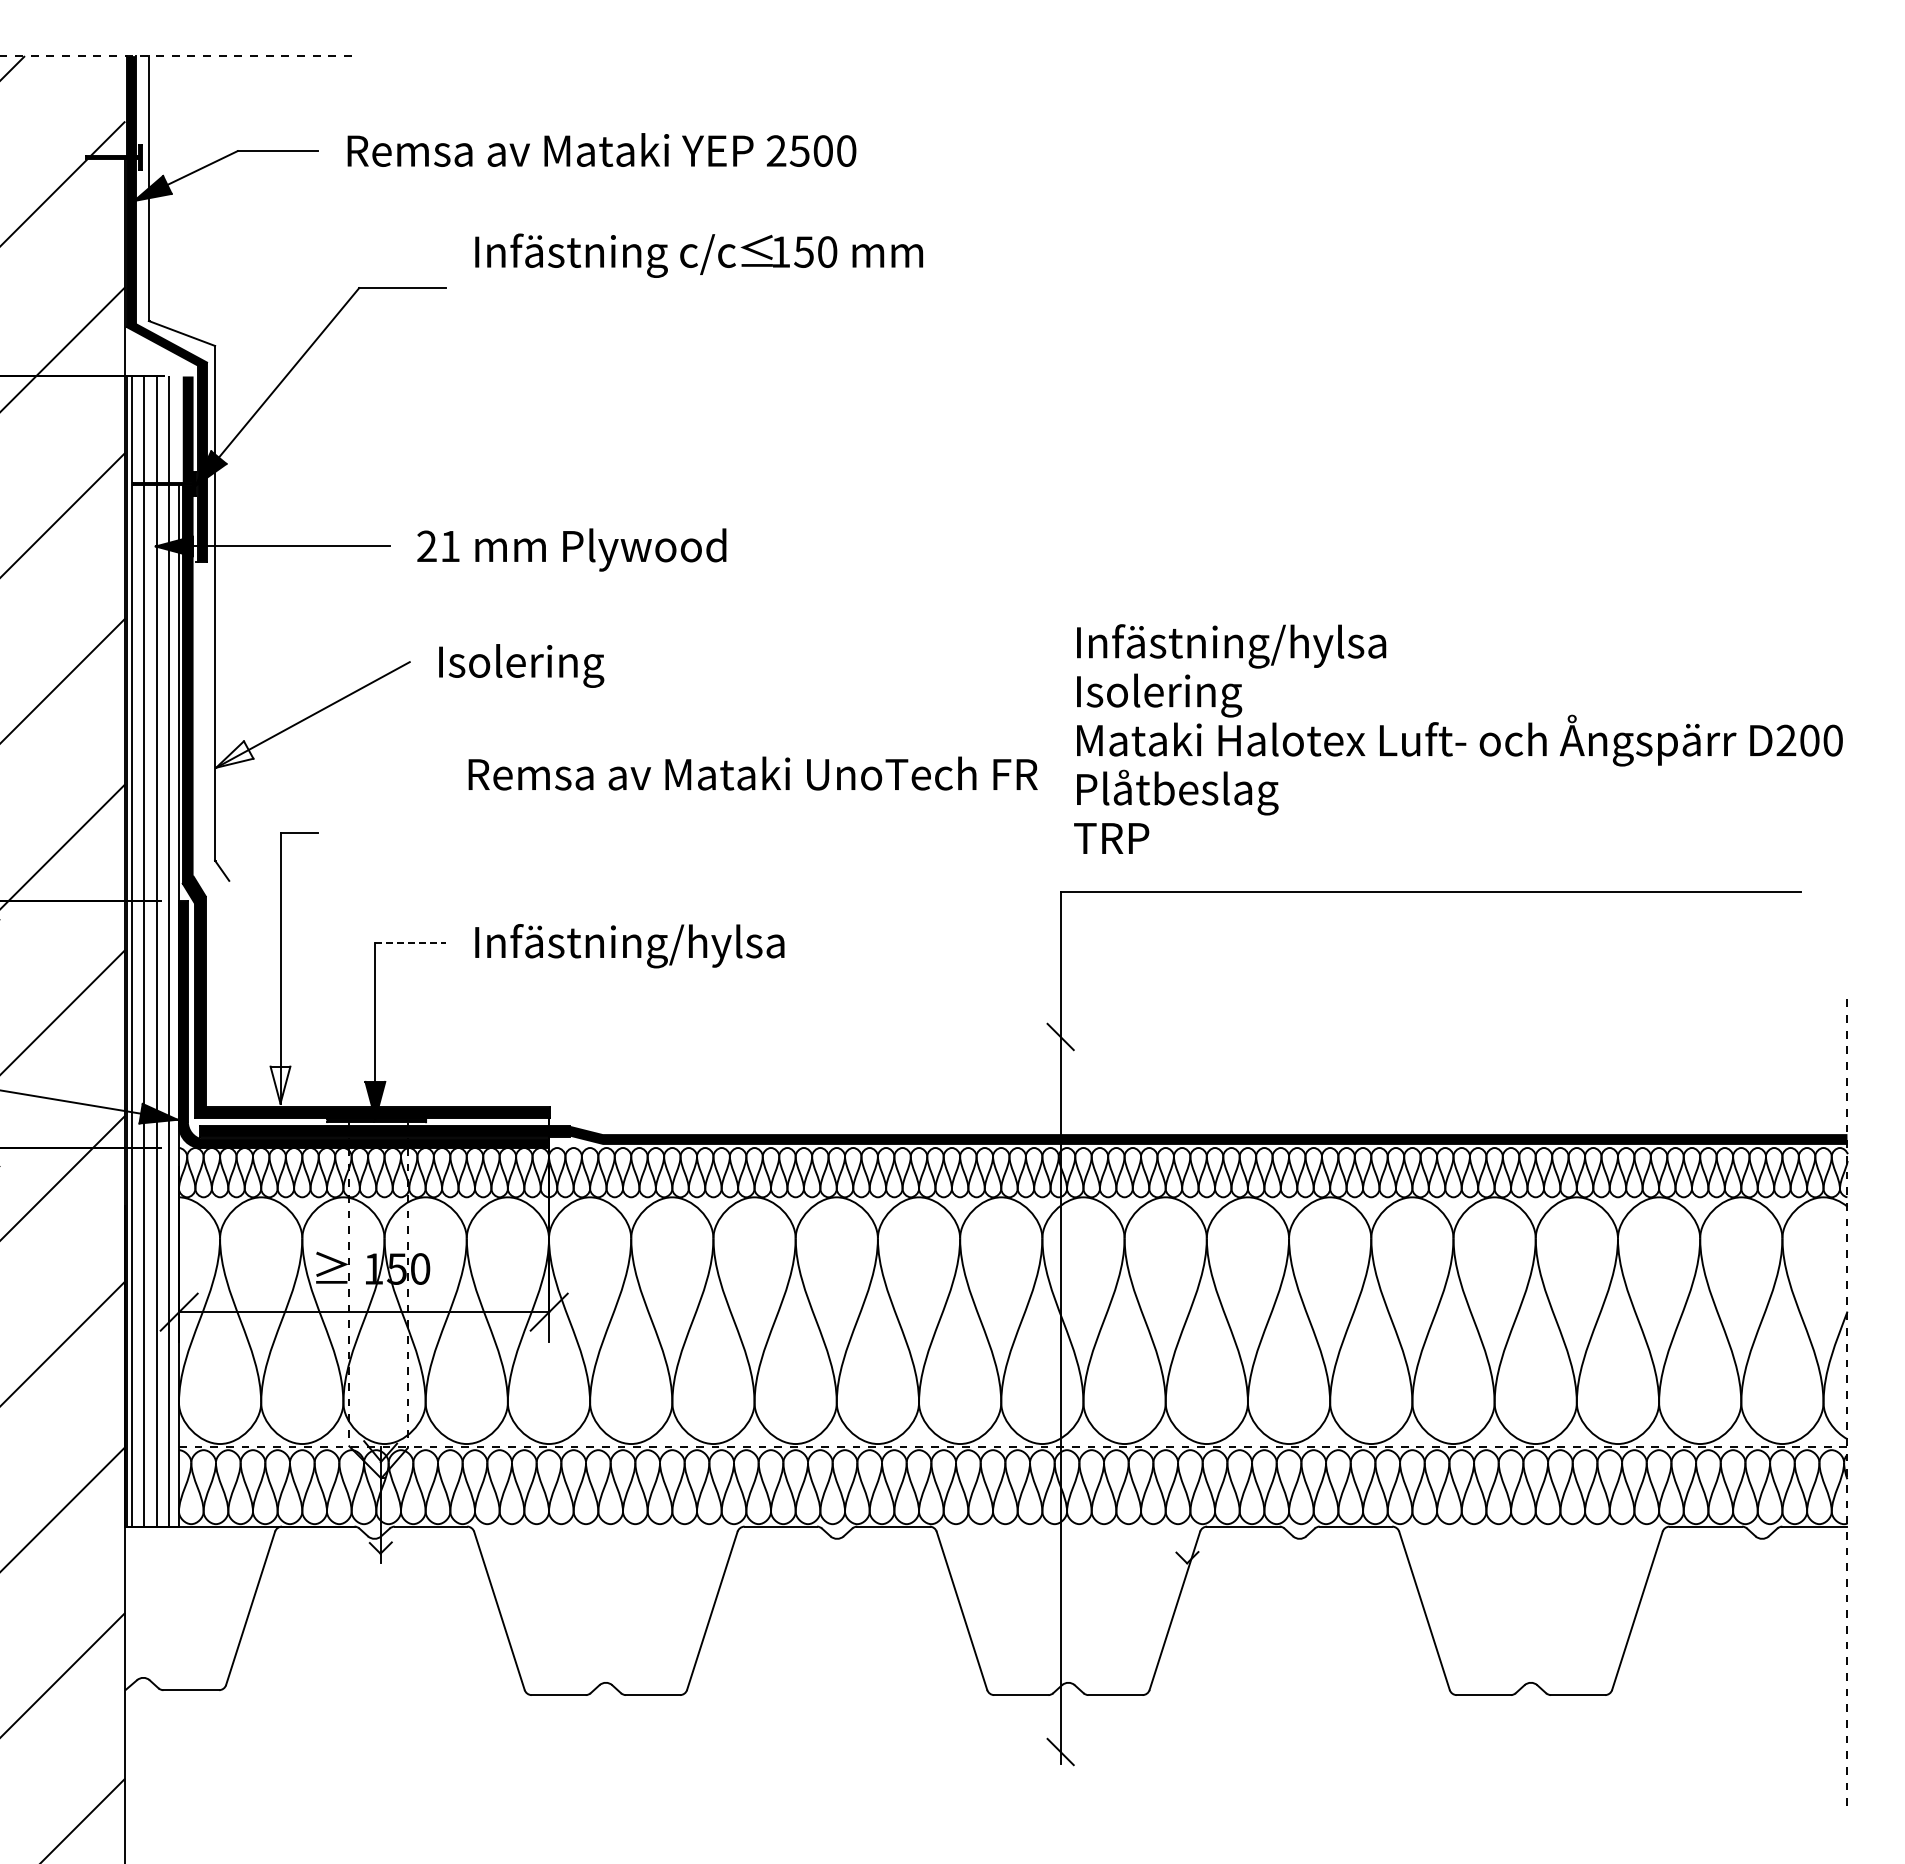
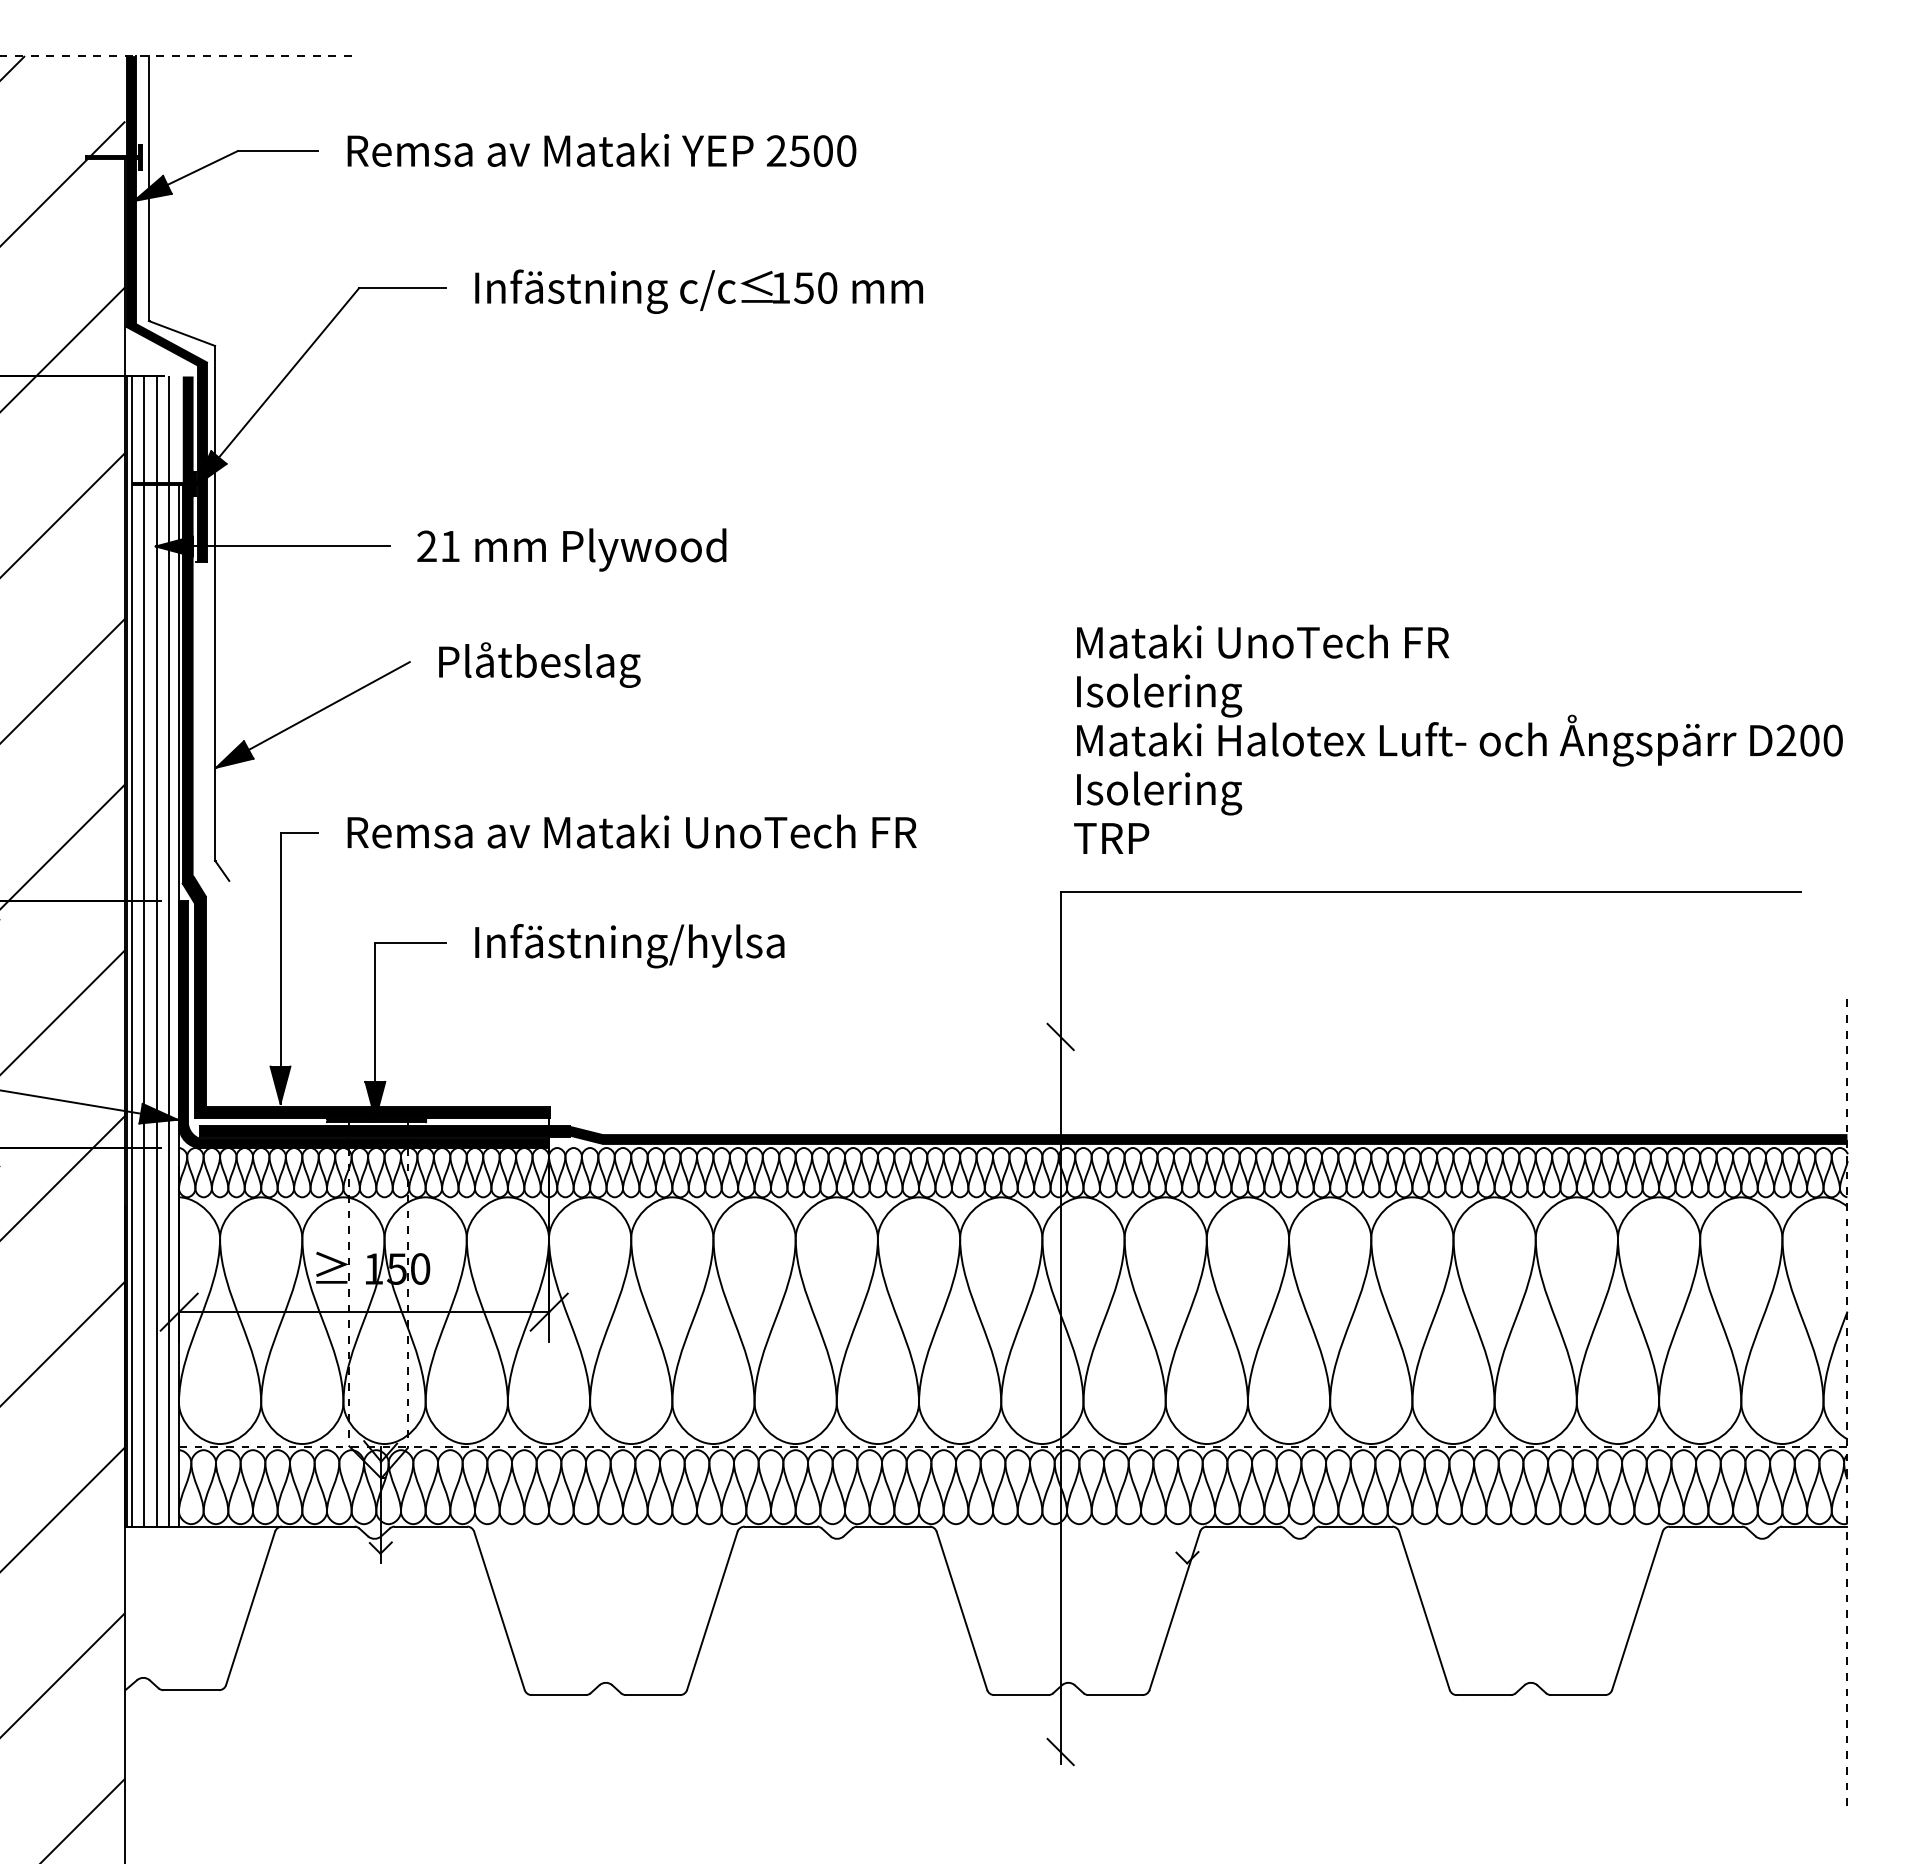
text position: (698, 255) -> (698, 291) (698, 291)
text: Infästning/hylsa -> Mataki UnoTech FR (1264, 646)
text: Isolering -> Plåtbeslag (541, 664)
fill: none -> present (234, 754)
text position: (752, 773) -> (631, 831) (631, 831)
text: Plåtbeslag -> Isolering (1179, 792)
line: dashed -> solid (411, 942)
fill: none -> present (280, 1084)
